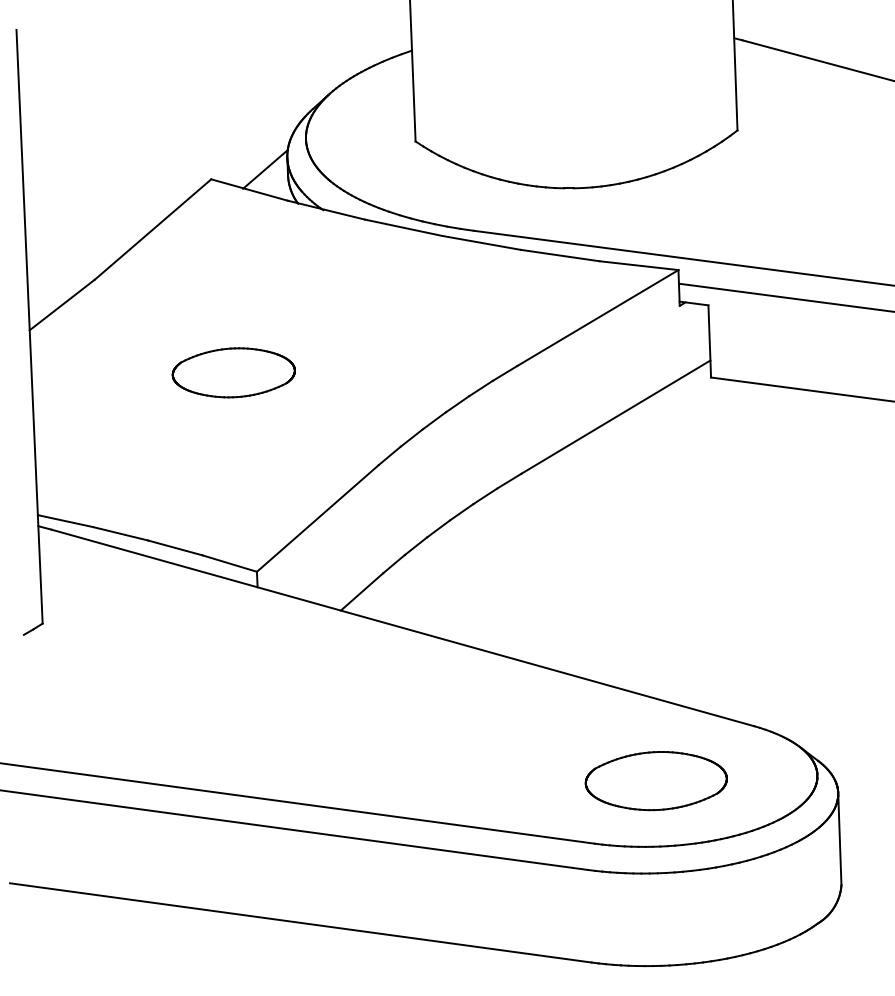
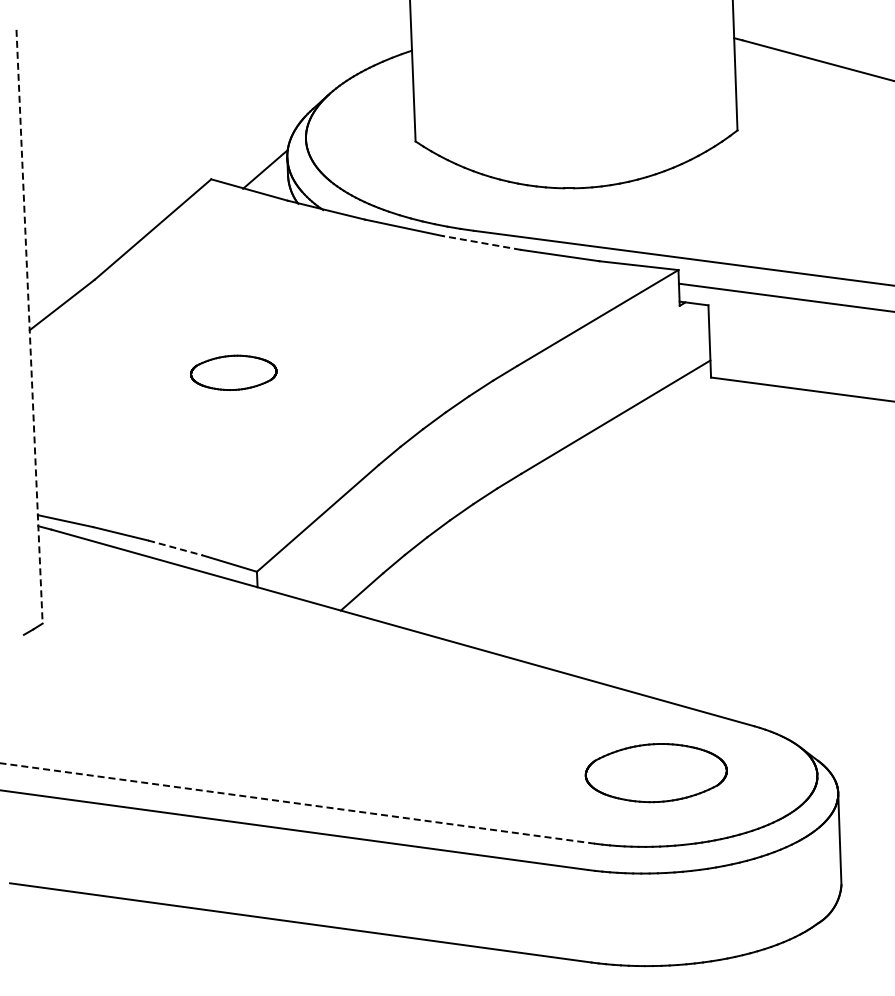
line: solid -> dashed (481, 242)
line: solid -> dashed (29, 327)
part size: 125x52 px -> 88x37 px (233, 372)
line: solid -> dashed (175, 548)
part position: (655, 781) -> (655, 773) (655, 773)
line: solid -> dashed (297, 803)
